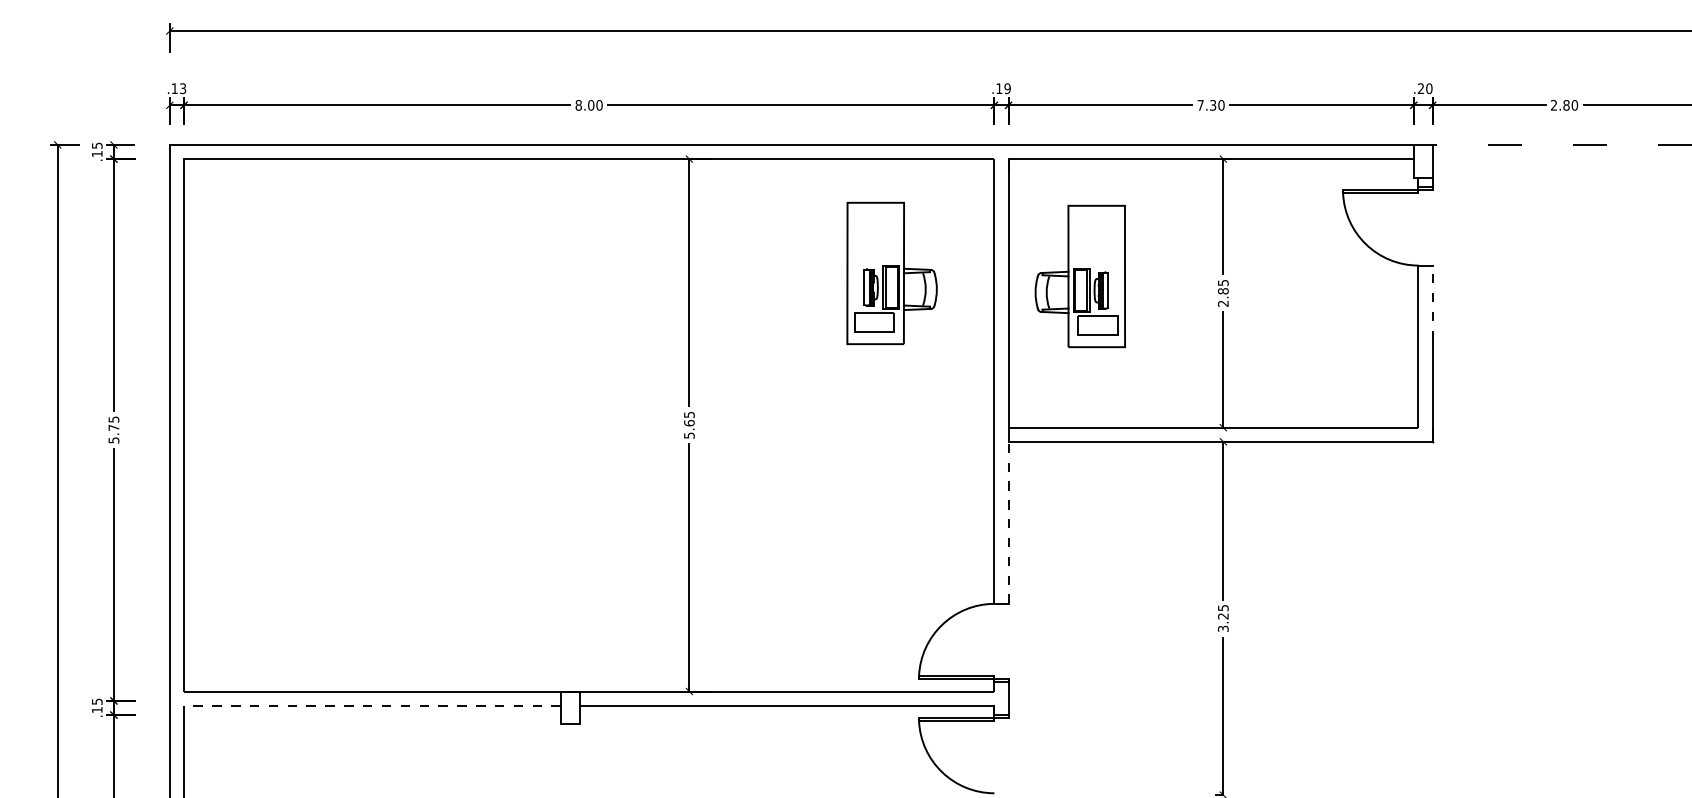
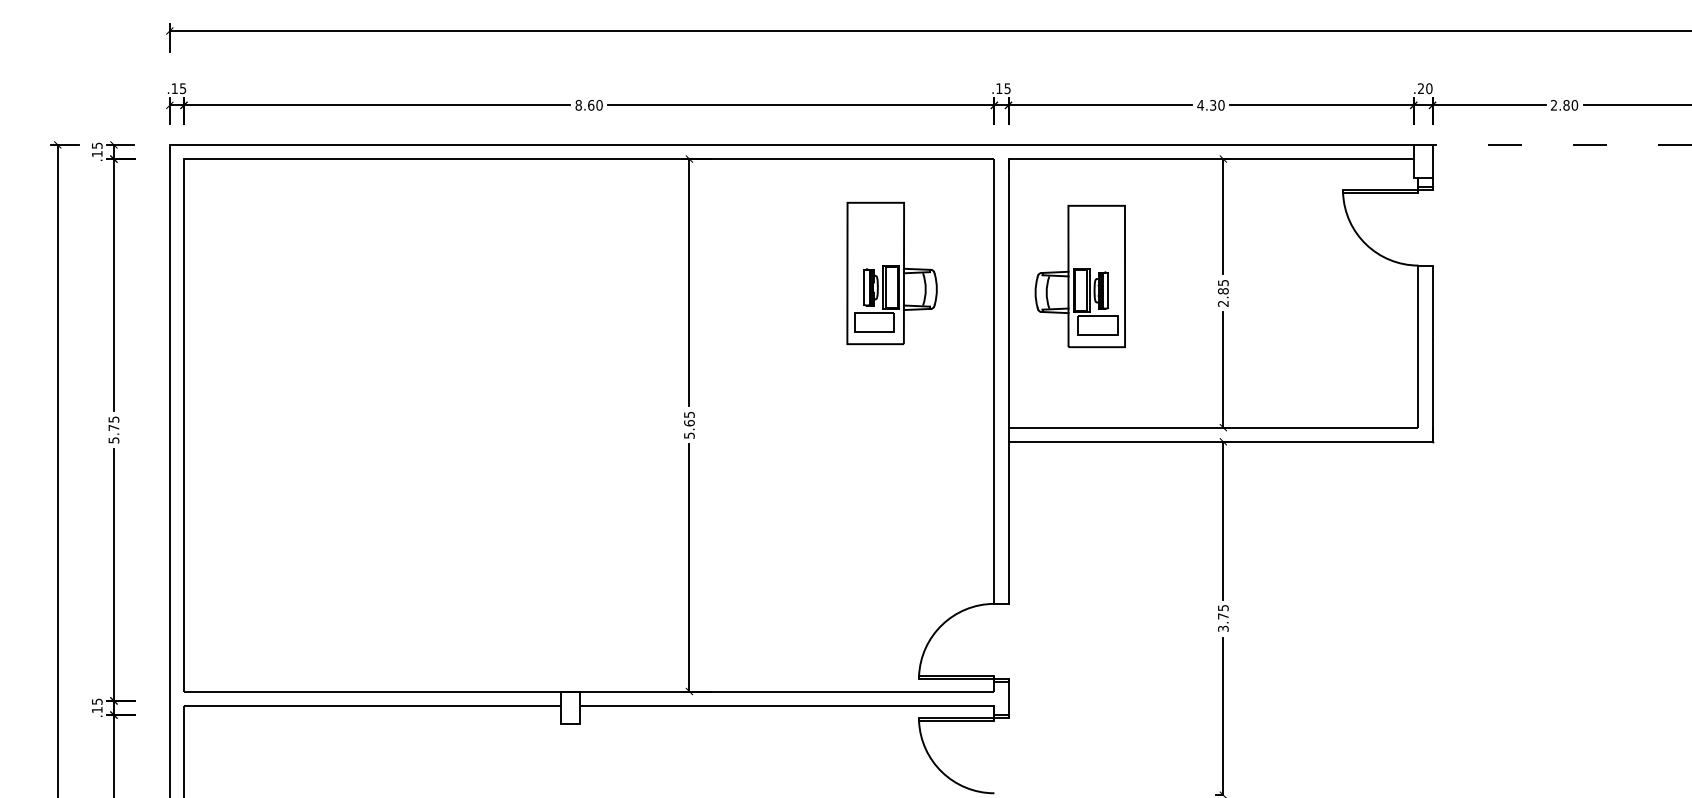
text: .13 -> .15 (183, 87)
text: .19 -> .15 (1007, 88)
text: 8.00 -> 8.60 (591, 105)
text: 7.30 -> 4.30 (1200, 105)
line: dashed -> solid (1432, 302)
line: dashed -> solid (1008, 522)
text: 3.25 -> 3.75 (1223, 616)
line: dashed -> solid (371, 705)
